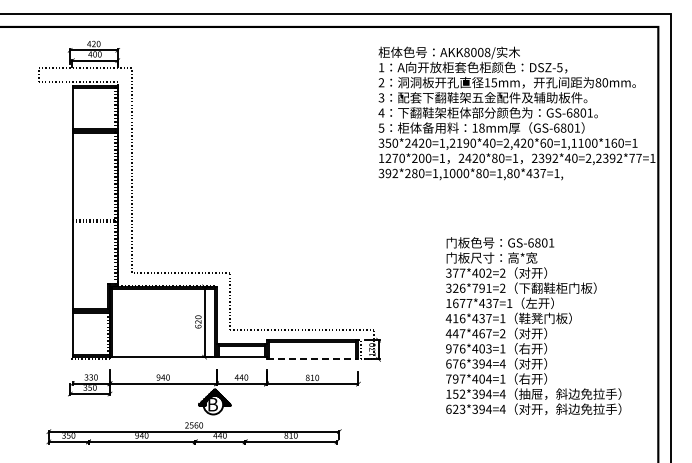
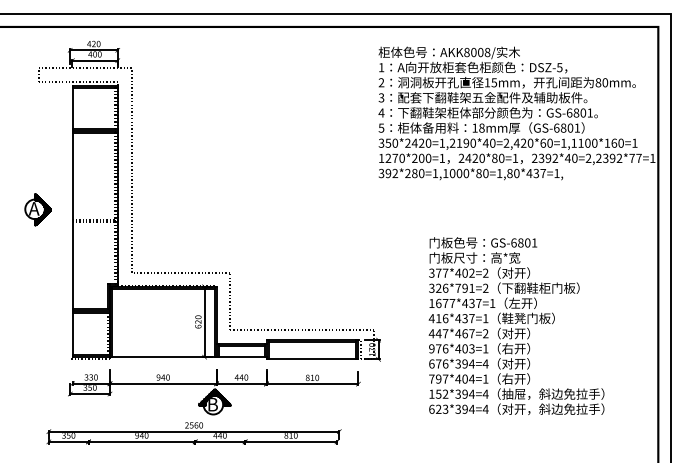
part: none -> present (37, 209)
text position: (533, 325) -> (516, 325) (516, 325)
line: dashed -> solid (312, 359)
